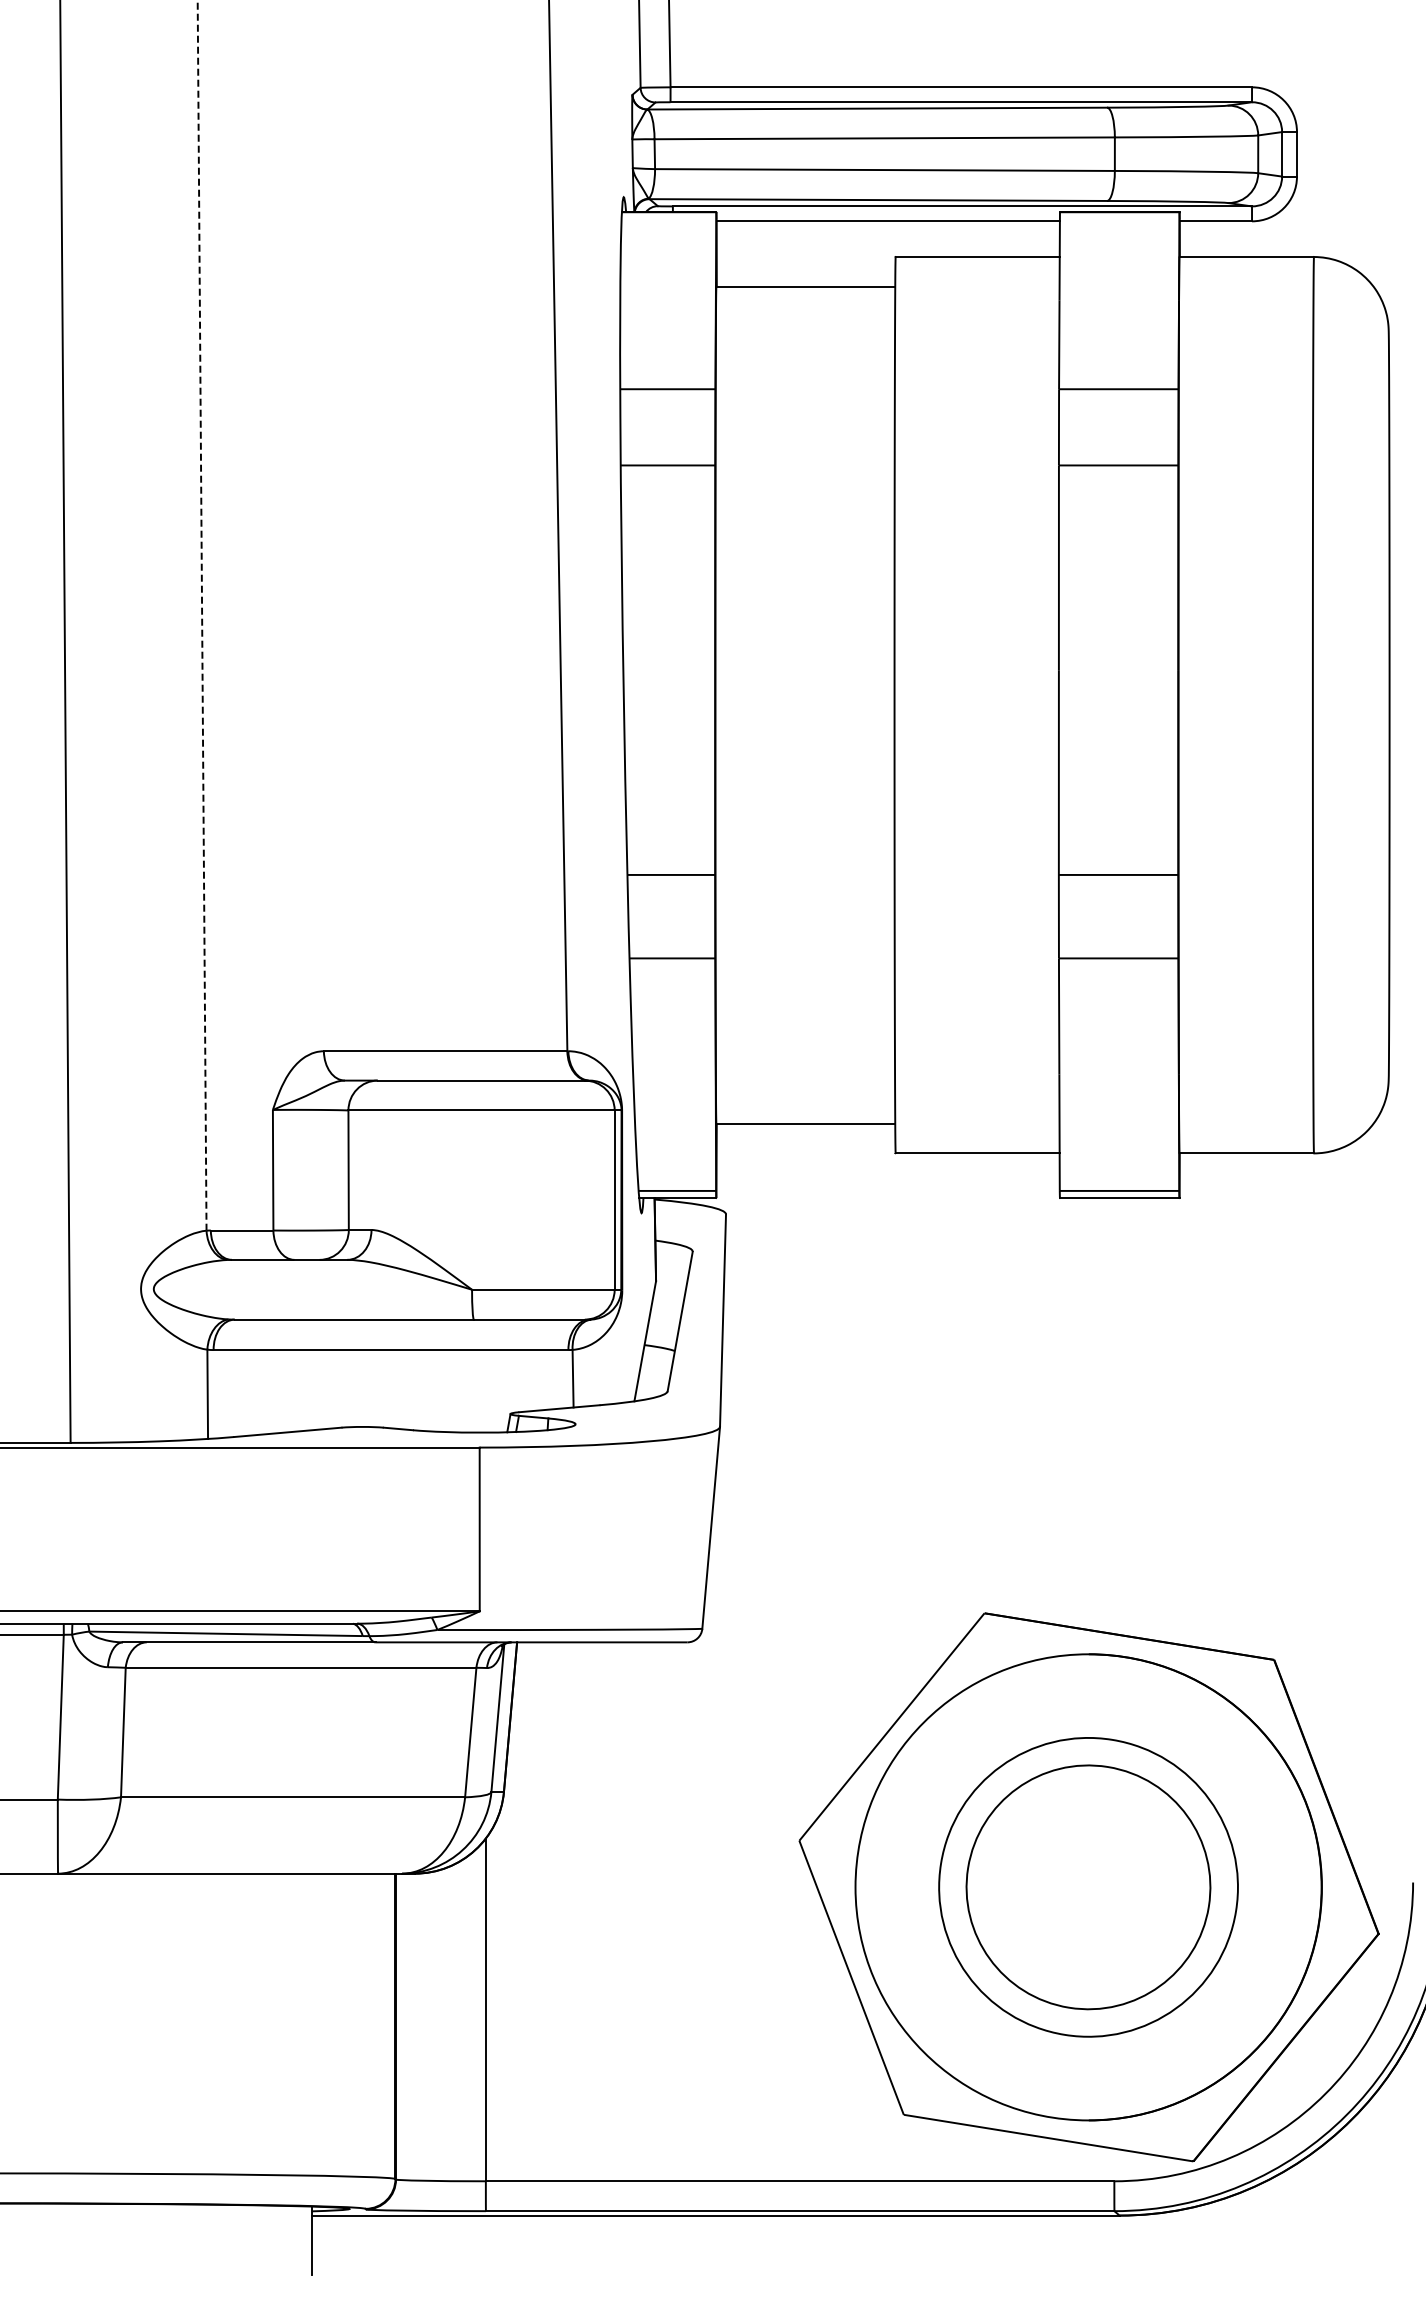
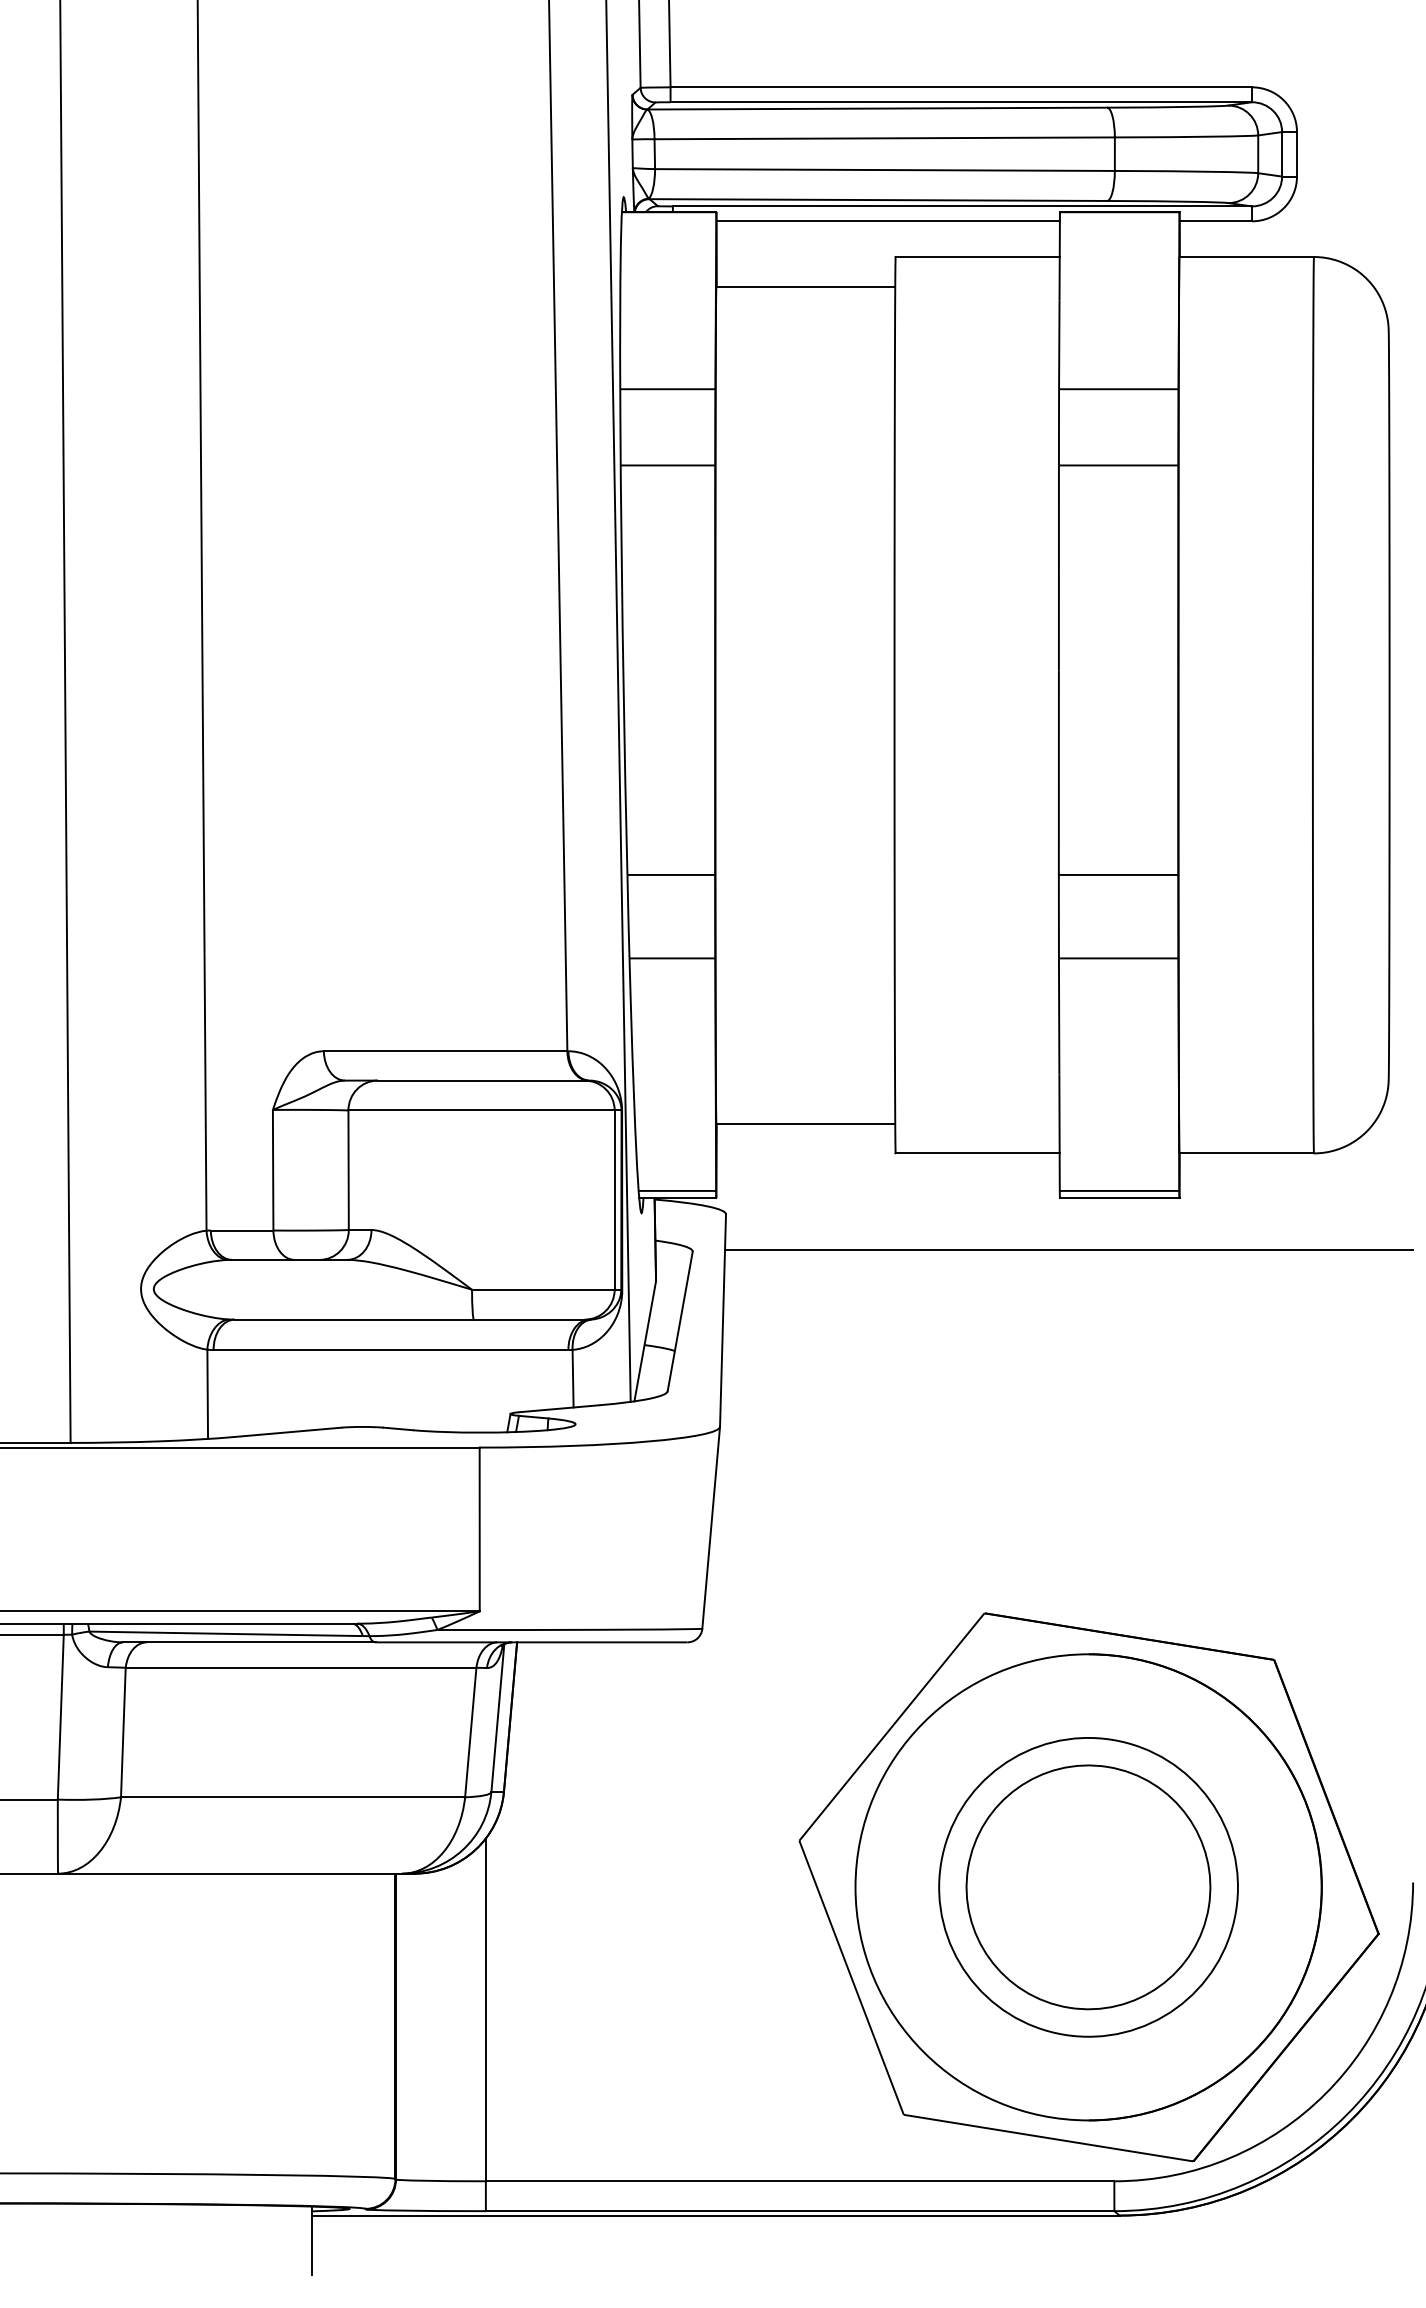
line: dashed -> solid (202, 614)
line: none -> present (618, 701)
line: none -> present (1069, 1250)
